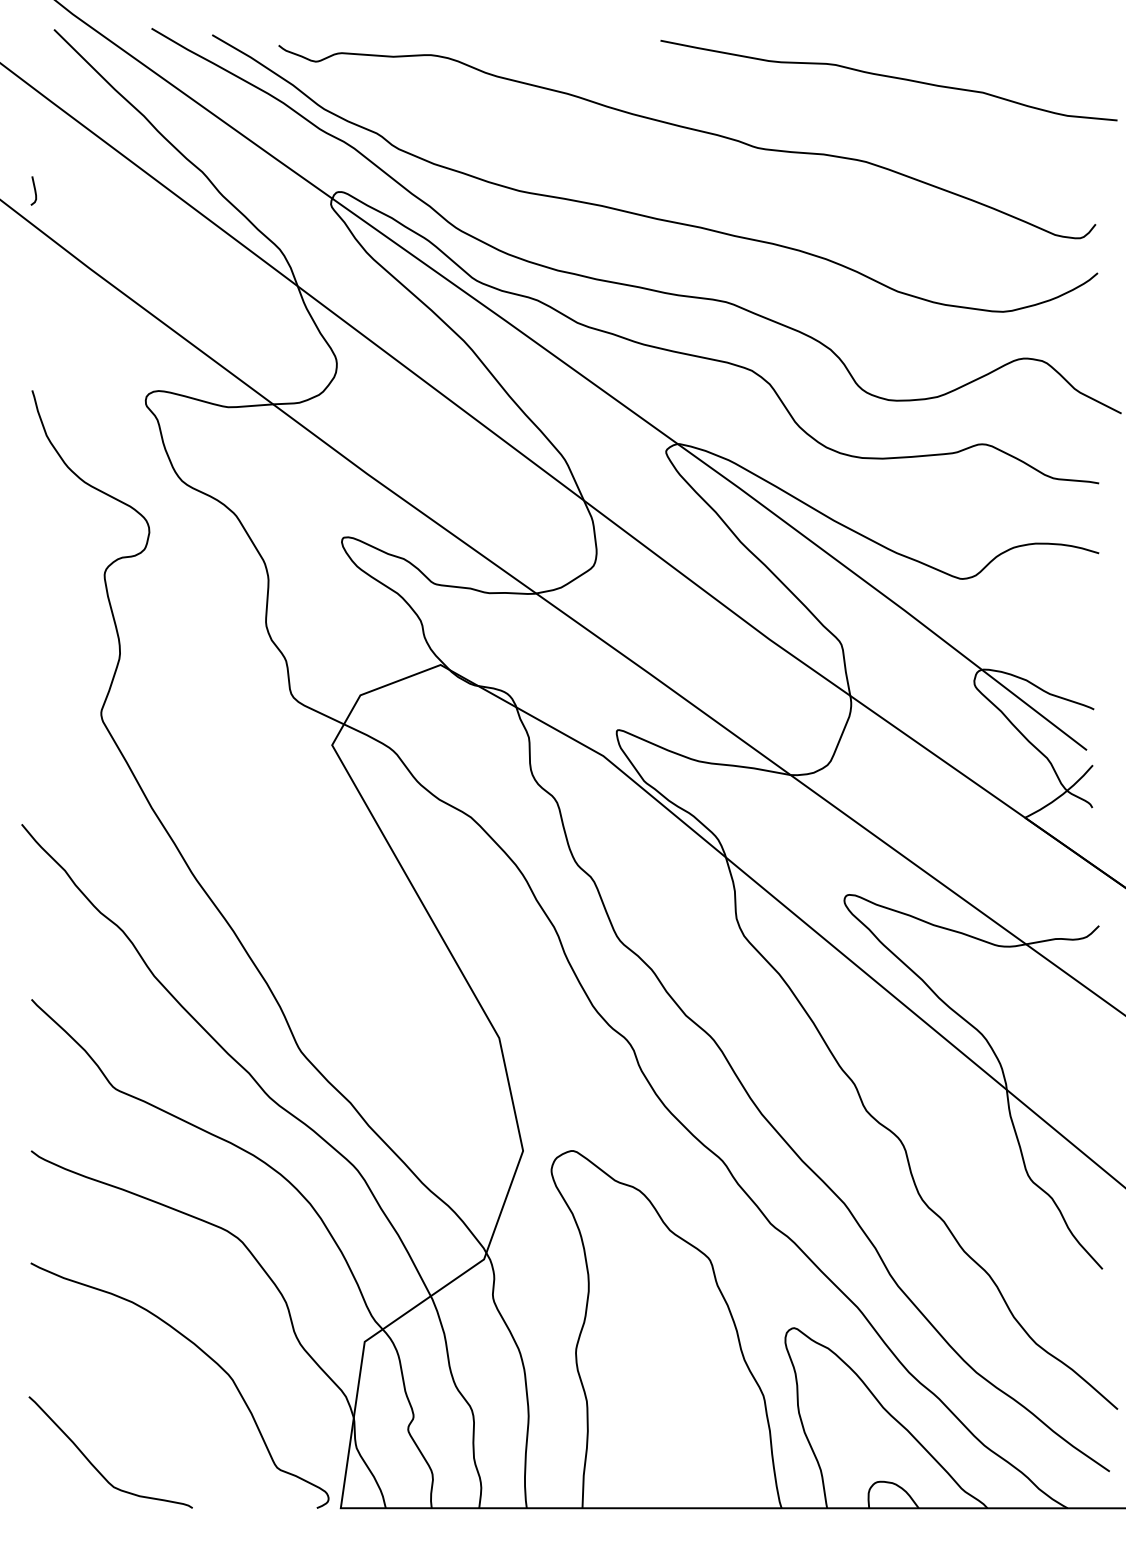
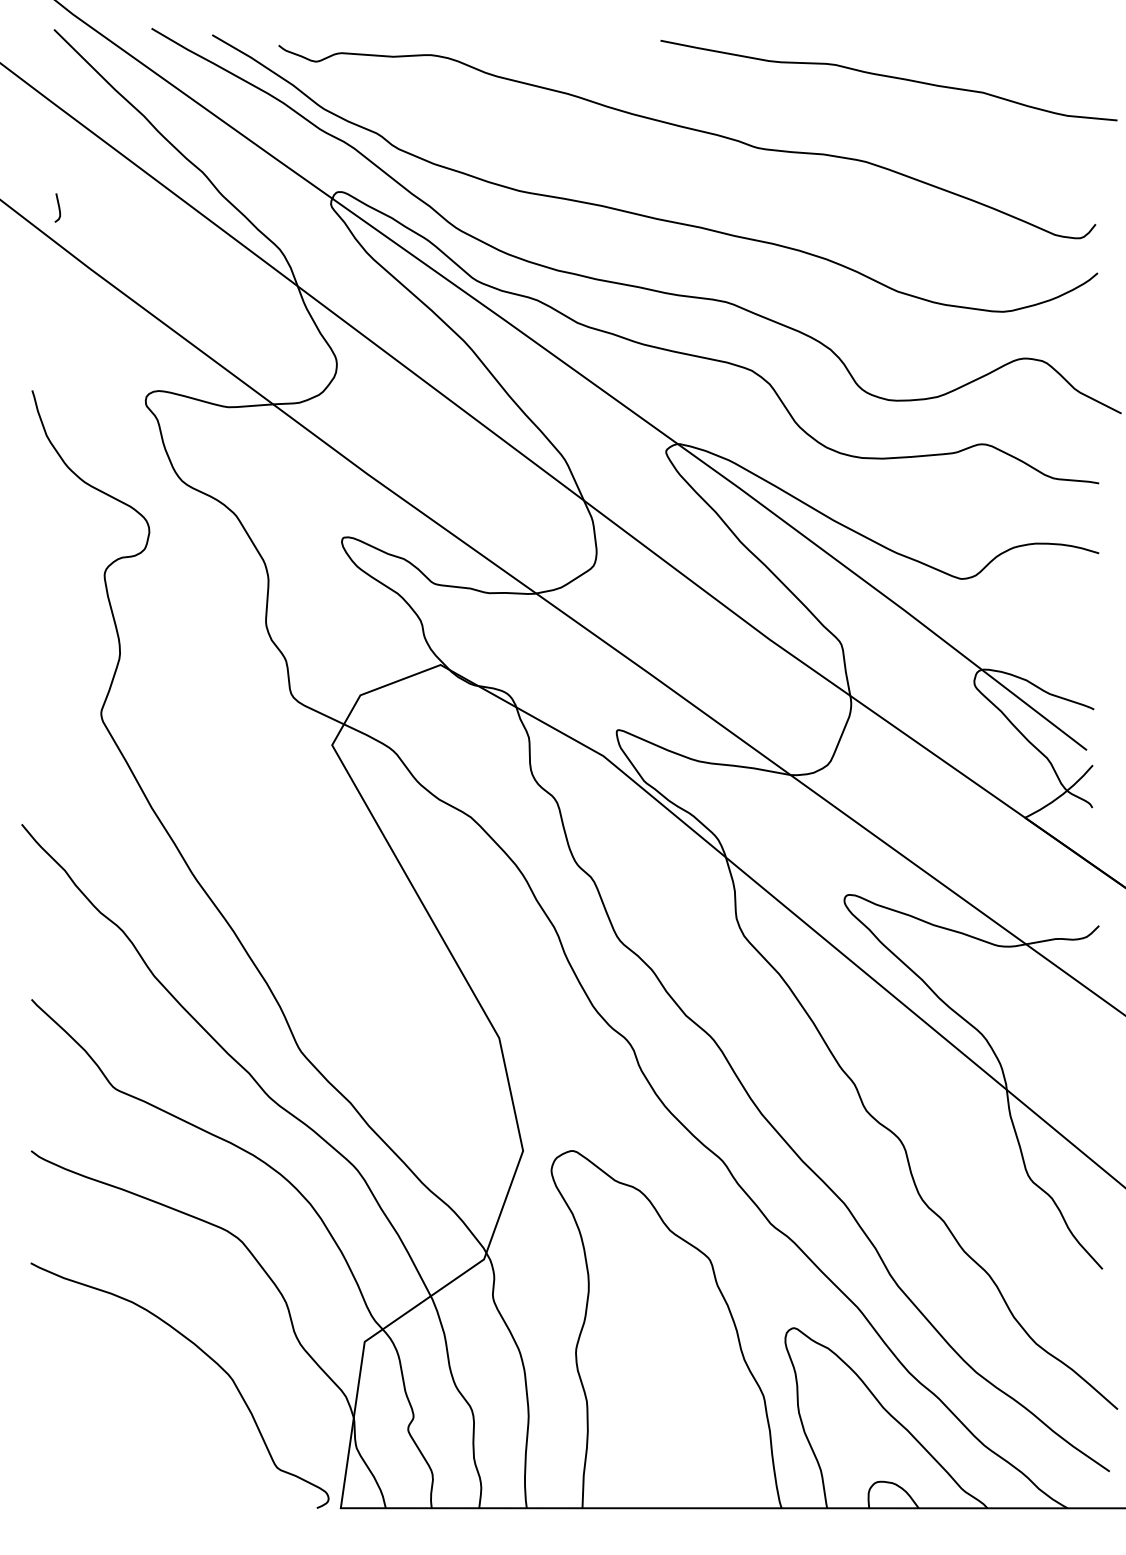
curve position: (34, 190) -> (58, 207) (58, 207)
curve: present -> none (95, 1466)
